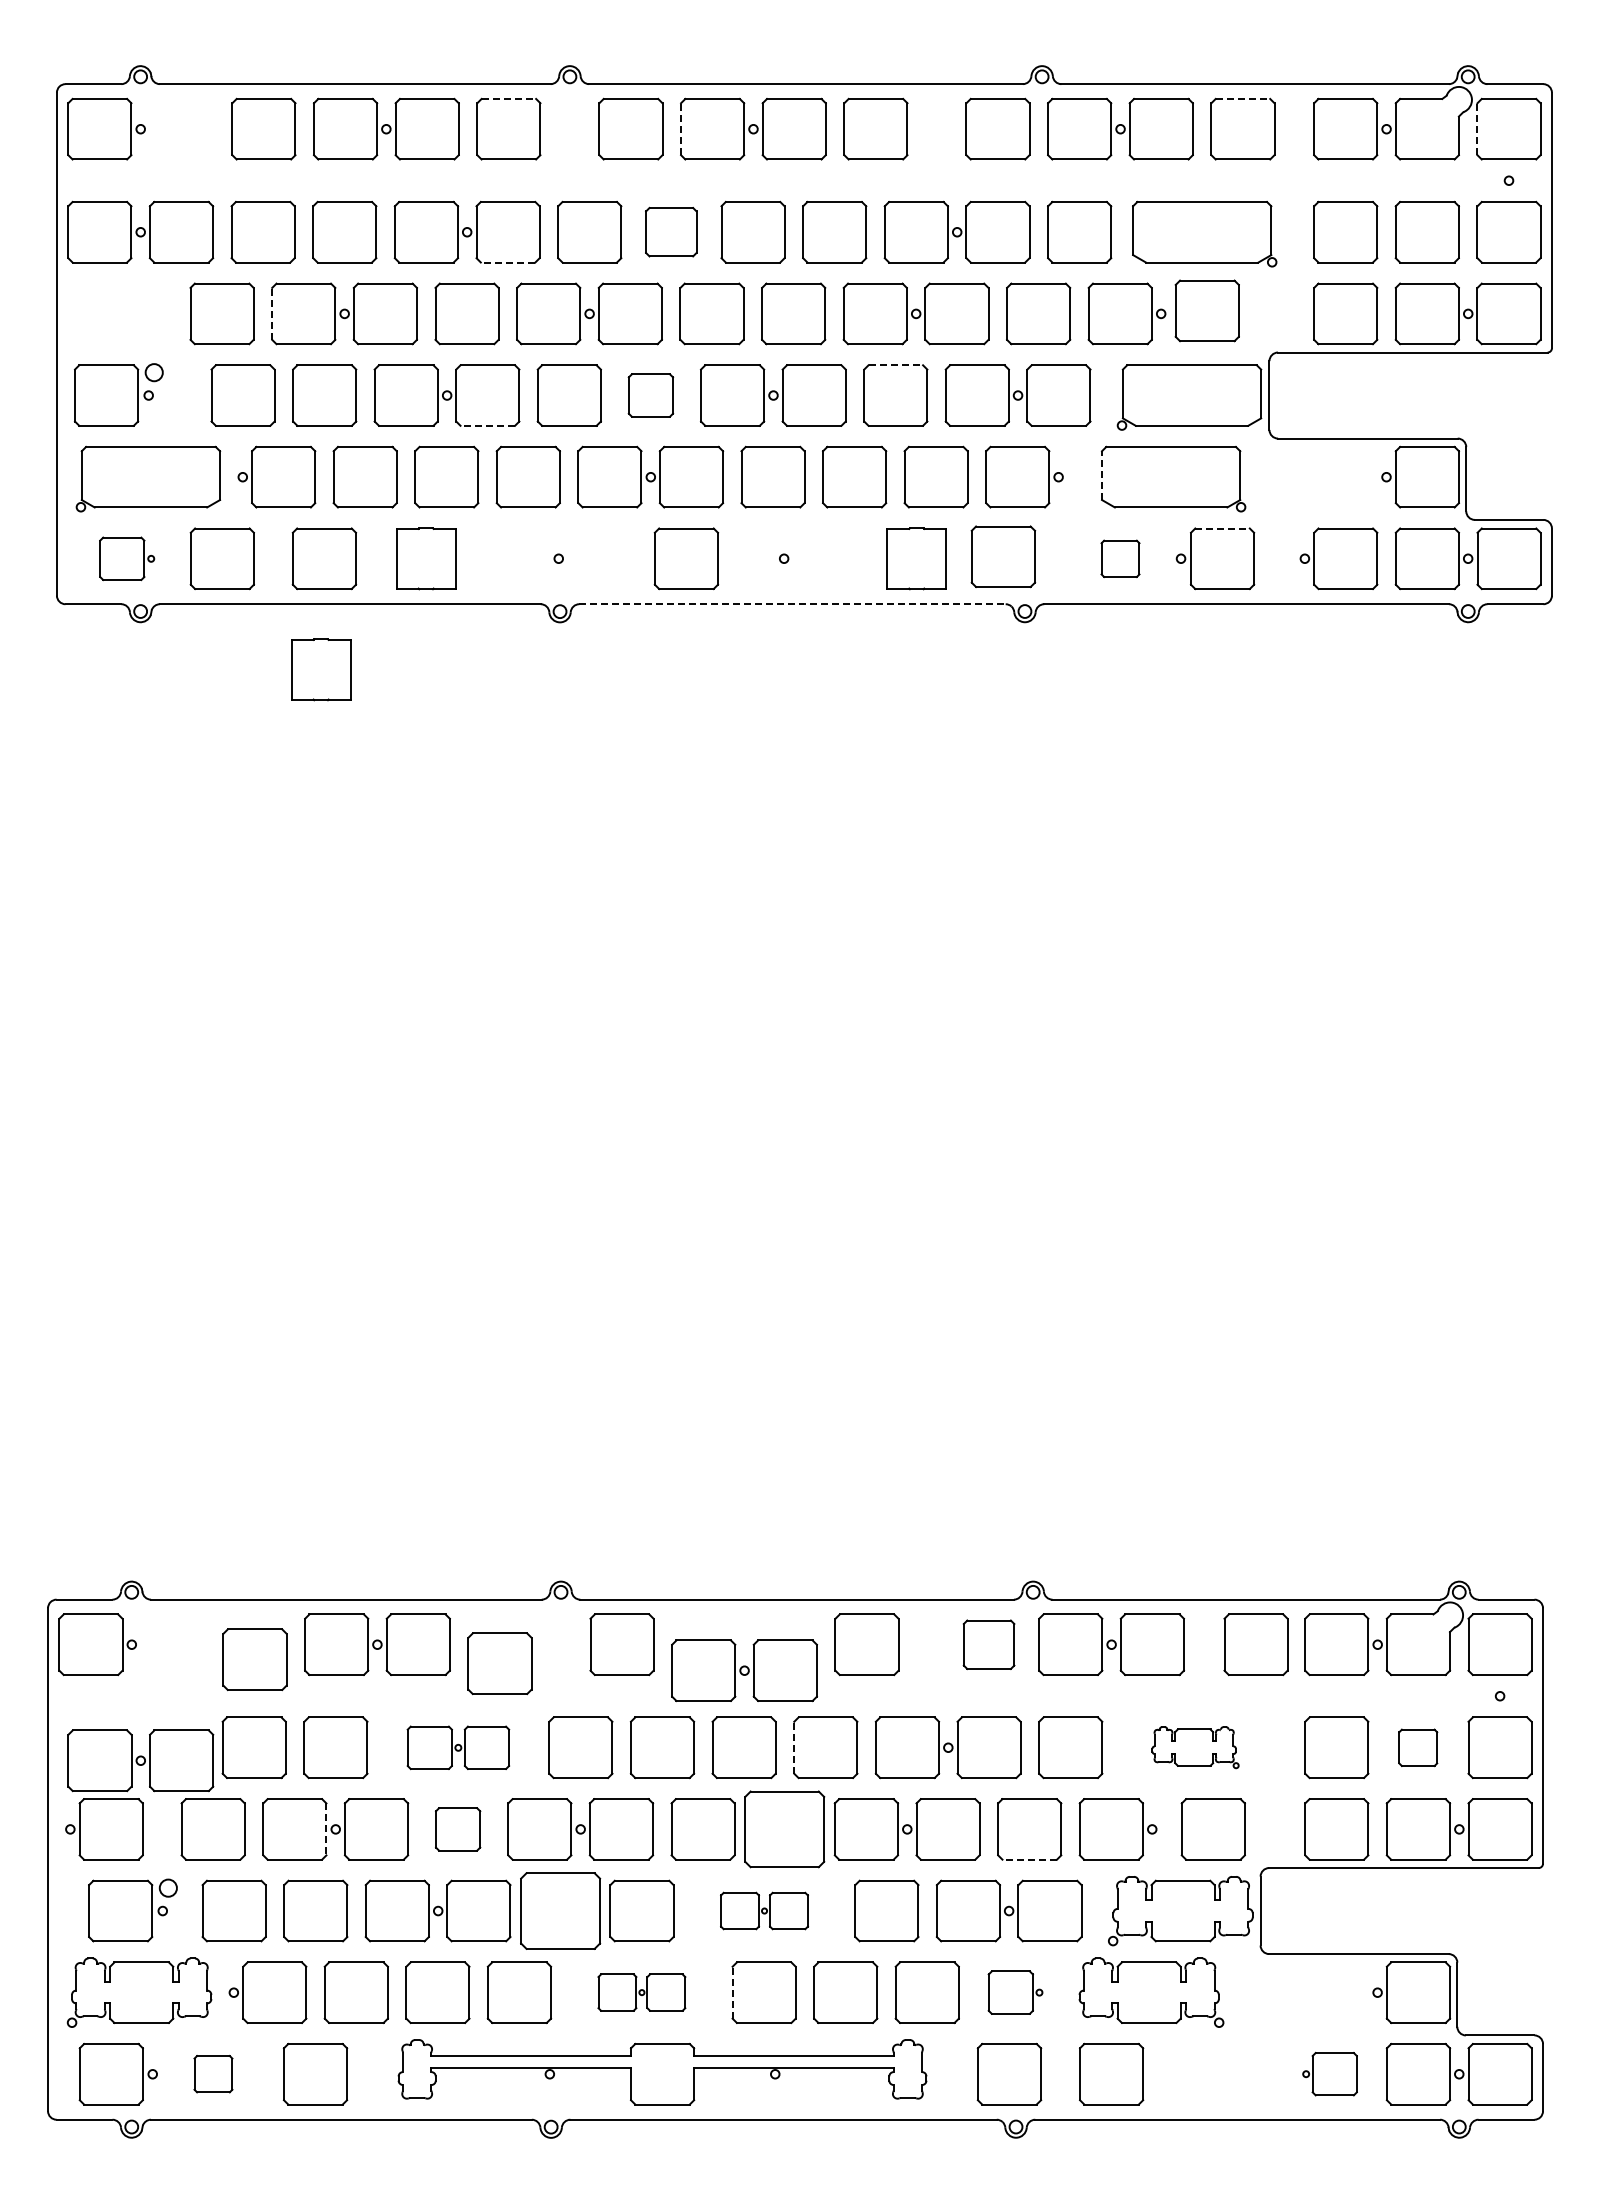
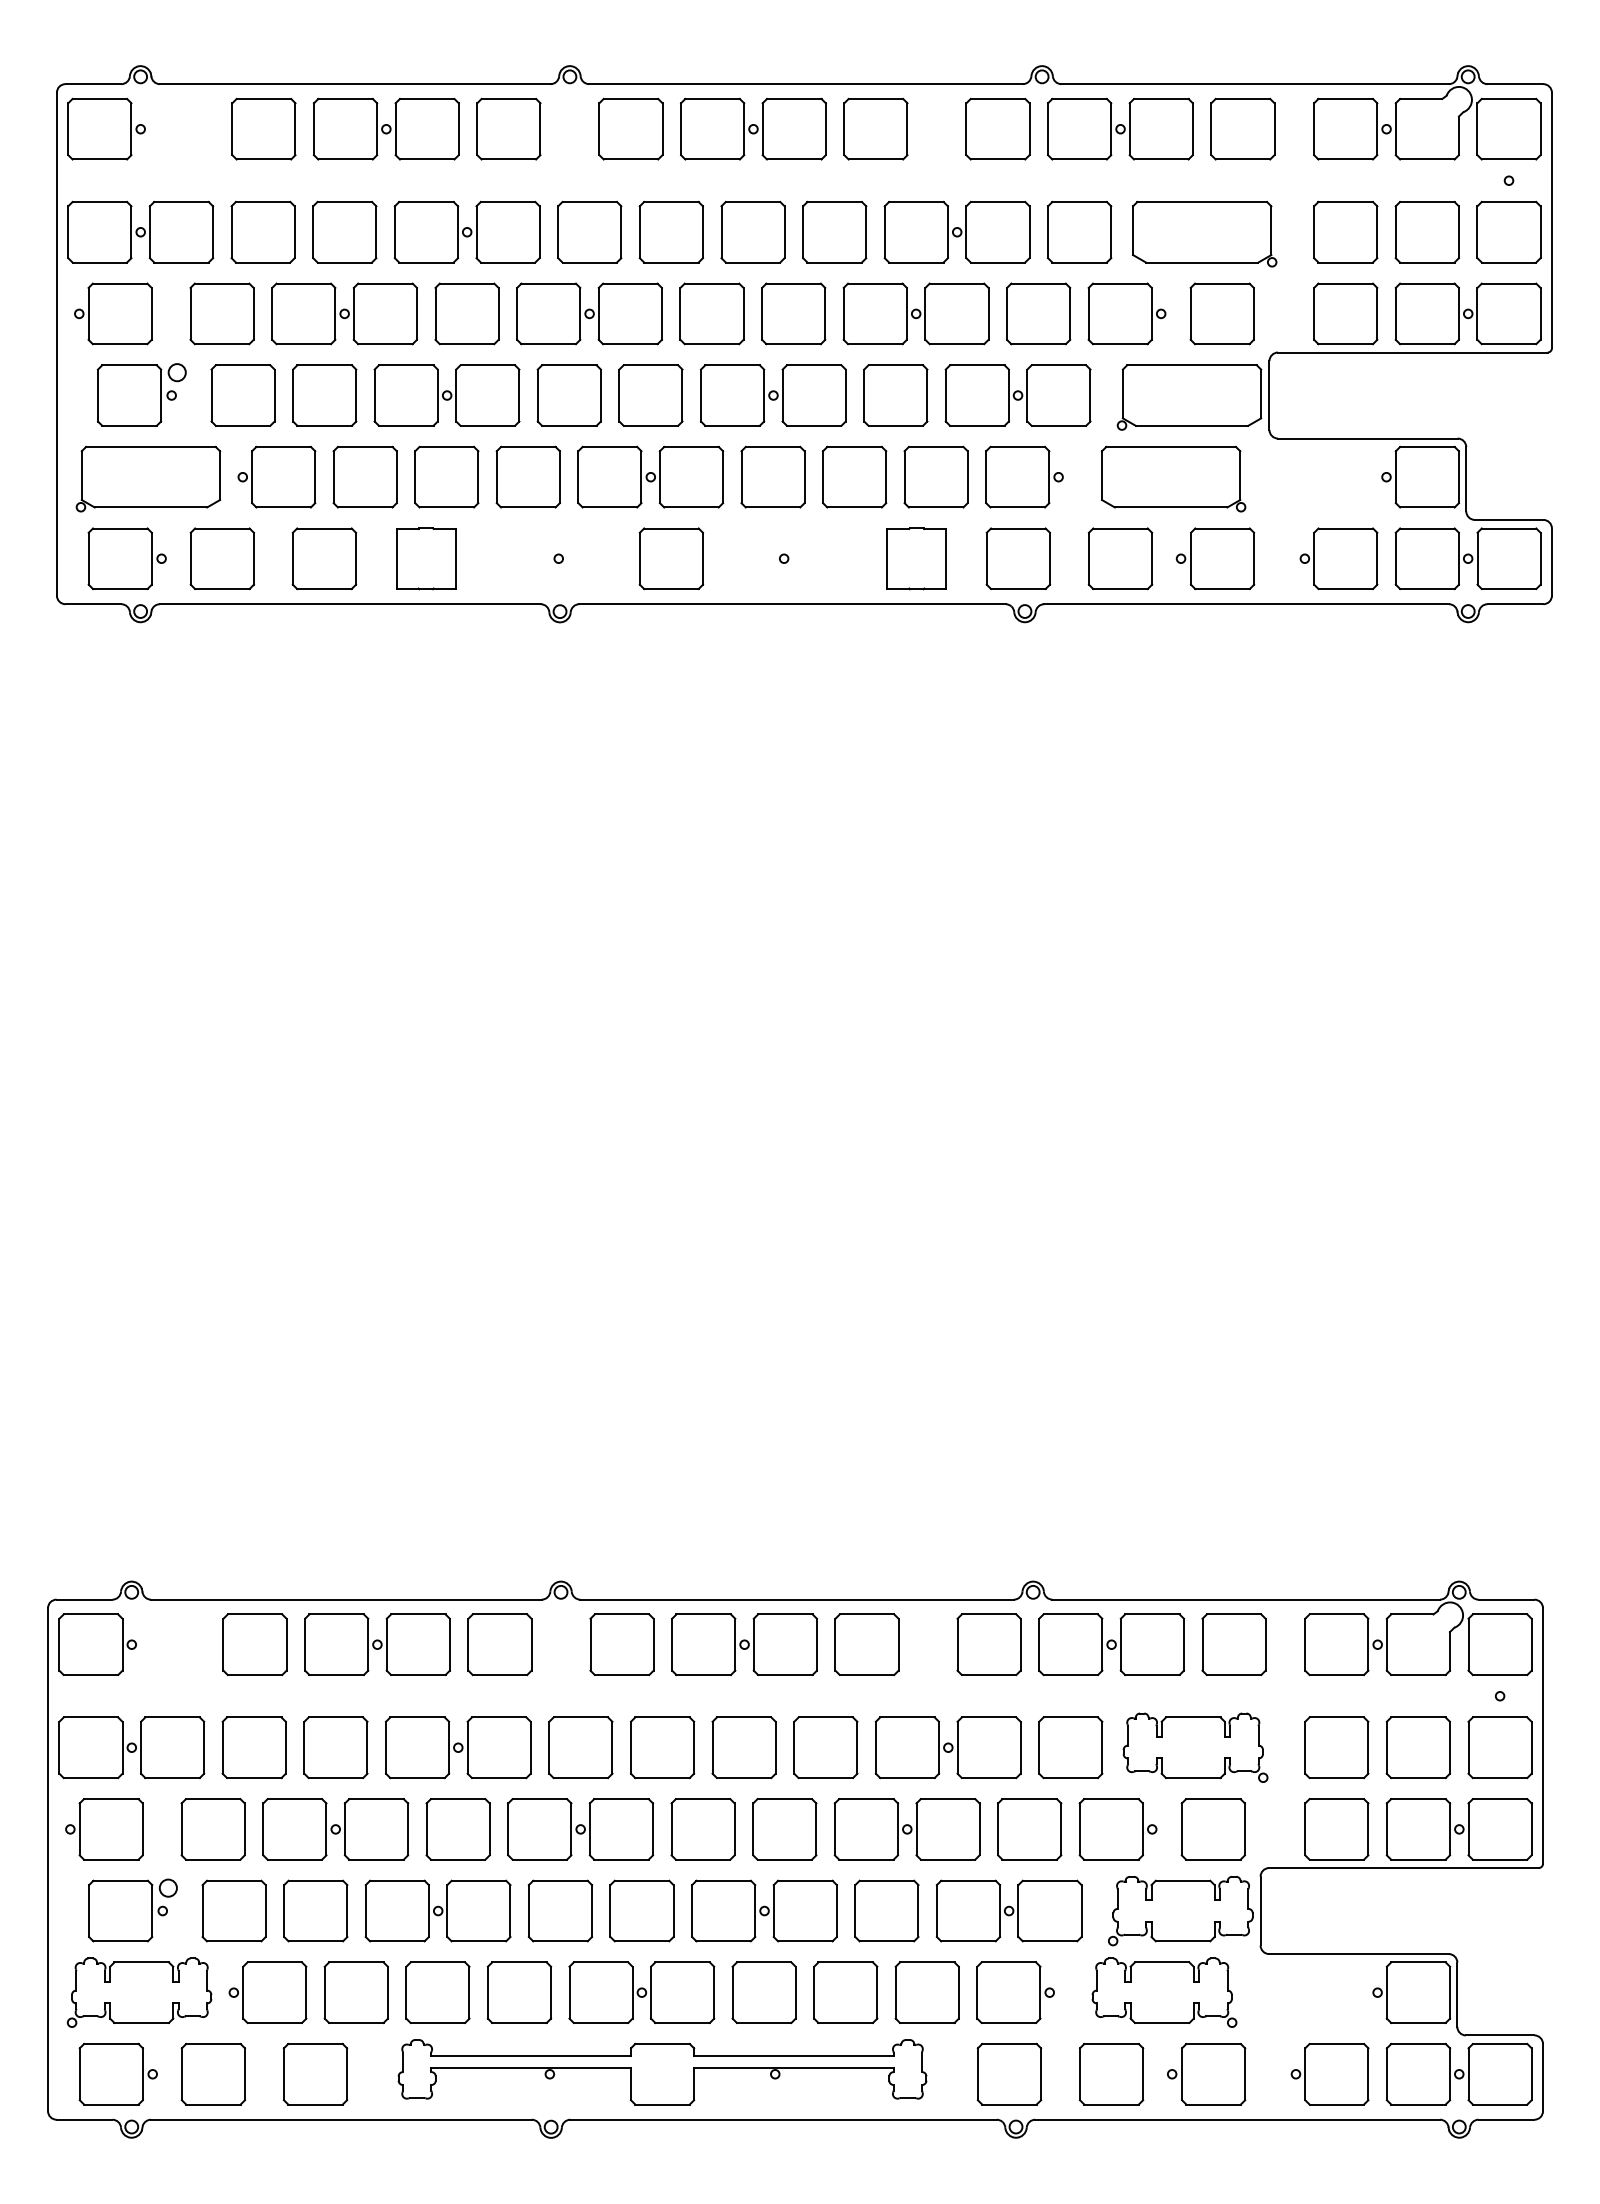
line: dashed -> solid (509, 98)
line: dashed -> solid (1243, 98)
line: dashed -> solid (681, 129)
line: dashed -> solid (1477, 129)
part size: 53x52 px -> 66x64 px (670, 231)
line: dashed -> solid (507, 262)
part position: (1206, 310) -> (1221, 313) (1221, 313)
part: none -> present (113, 313)
line: dashed -> solid (272, 313)
line: dashed -> solid (896, 365)
part position: (118, 394) -> (141, 394) (141, 394)
part size: 48x45 px -> 66x63 px (650, 395)
line: dashed -> solid (487, 425)
line: dashed -> solid (1102, 475)
line: dashed -> solid (1223, 528)
part position: (1003, 556) -> (1018, 558) (1018, 558)
part size: 57x46 px -> 80x64 px (126, 558)
part position: (686, 558) -> (671, 558) (671, 558)
part size: 41x39 px -> 67x64 px (1120, 558)
line: dashed -> solid (793, 604)
part: present -> none (321, 669)
part size: 54x52 px -> 66x64 px (988, 1644)
part position: (1255, 1644) -> (1233, 1644) (1233, 1644)
part position: (254, 1659) -> (254, 1644) (254, 1644)
part position: (499, 1663) -> (499, 1644) (499, 1644)
part position: (744, 1670) -> (744, 1644) (744, 1644)
part size: 105x46 px -> 147x64 px (458, 1747)
line: dashed -> solid (794, 1747)
part size: 89x44 px -> 147x71 px (1195, 1747)
part size: 41x40 px -> 66x64 px (1417, 1747)
part position: (140, 1760) -> (131, 1747) (131, 1747)
line: dashed -> solid (326, 1829)
part size: 47x45 px -> 66x63 px (457, 1829)
part size: 82x79 px -> 66x63 px (784, 1829)
line: dashed -> solid (1029, 1859)
part size: 82x78 px -> 66x64 px (559, 1910)
part size: 89x40 px -> 147x64 px (764, 1910)
part size: 90x39 px -> 148x63 px (641, 1992)
line: dashed -> solid (732, 1992)
part size: 57x45 px -> 79x63 px (1015, 1992)
part position: (1151, 1992) -> (1164, 1992) (1164, 1992)
part: none -> present (1206, 2073)
part size: 56x46 px -> 80x64 px (1329, 2073)
part size: 41x39 px -> 67x64 px (213, 2073)
